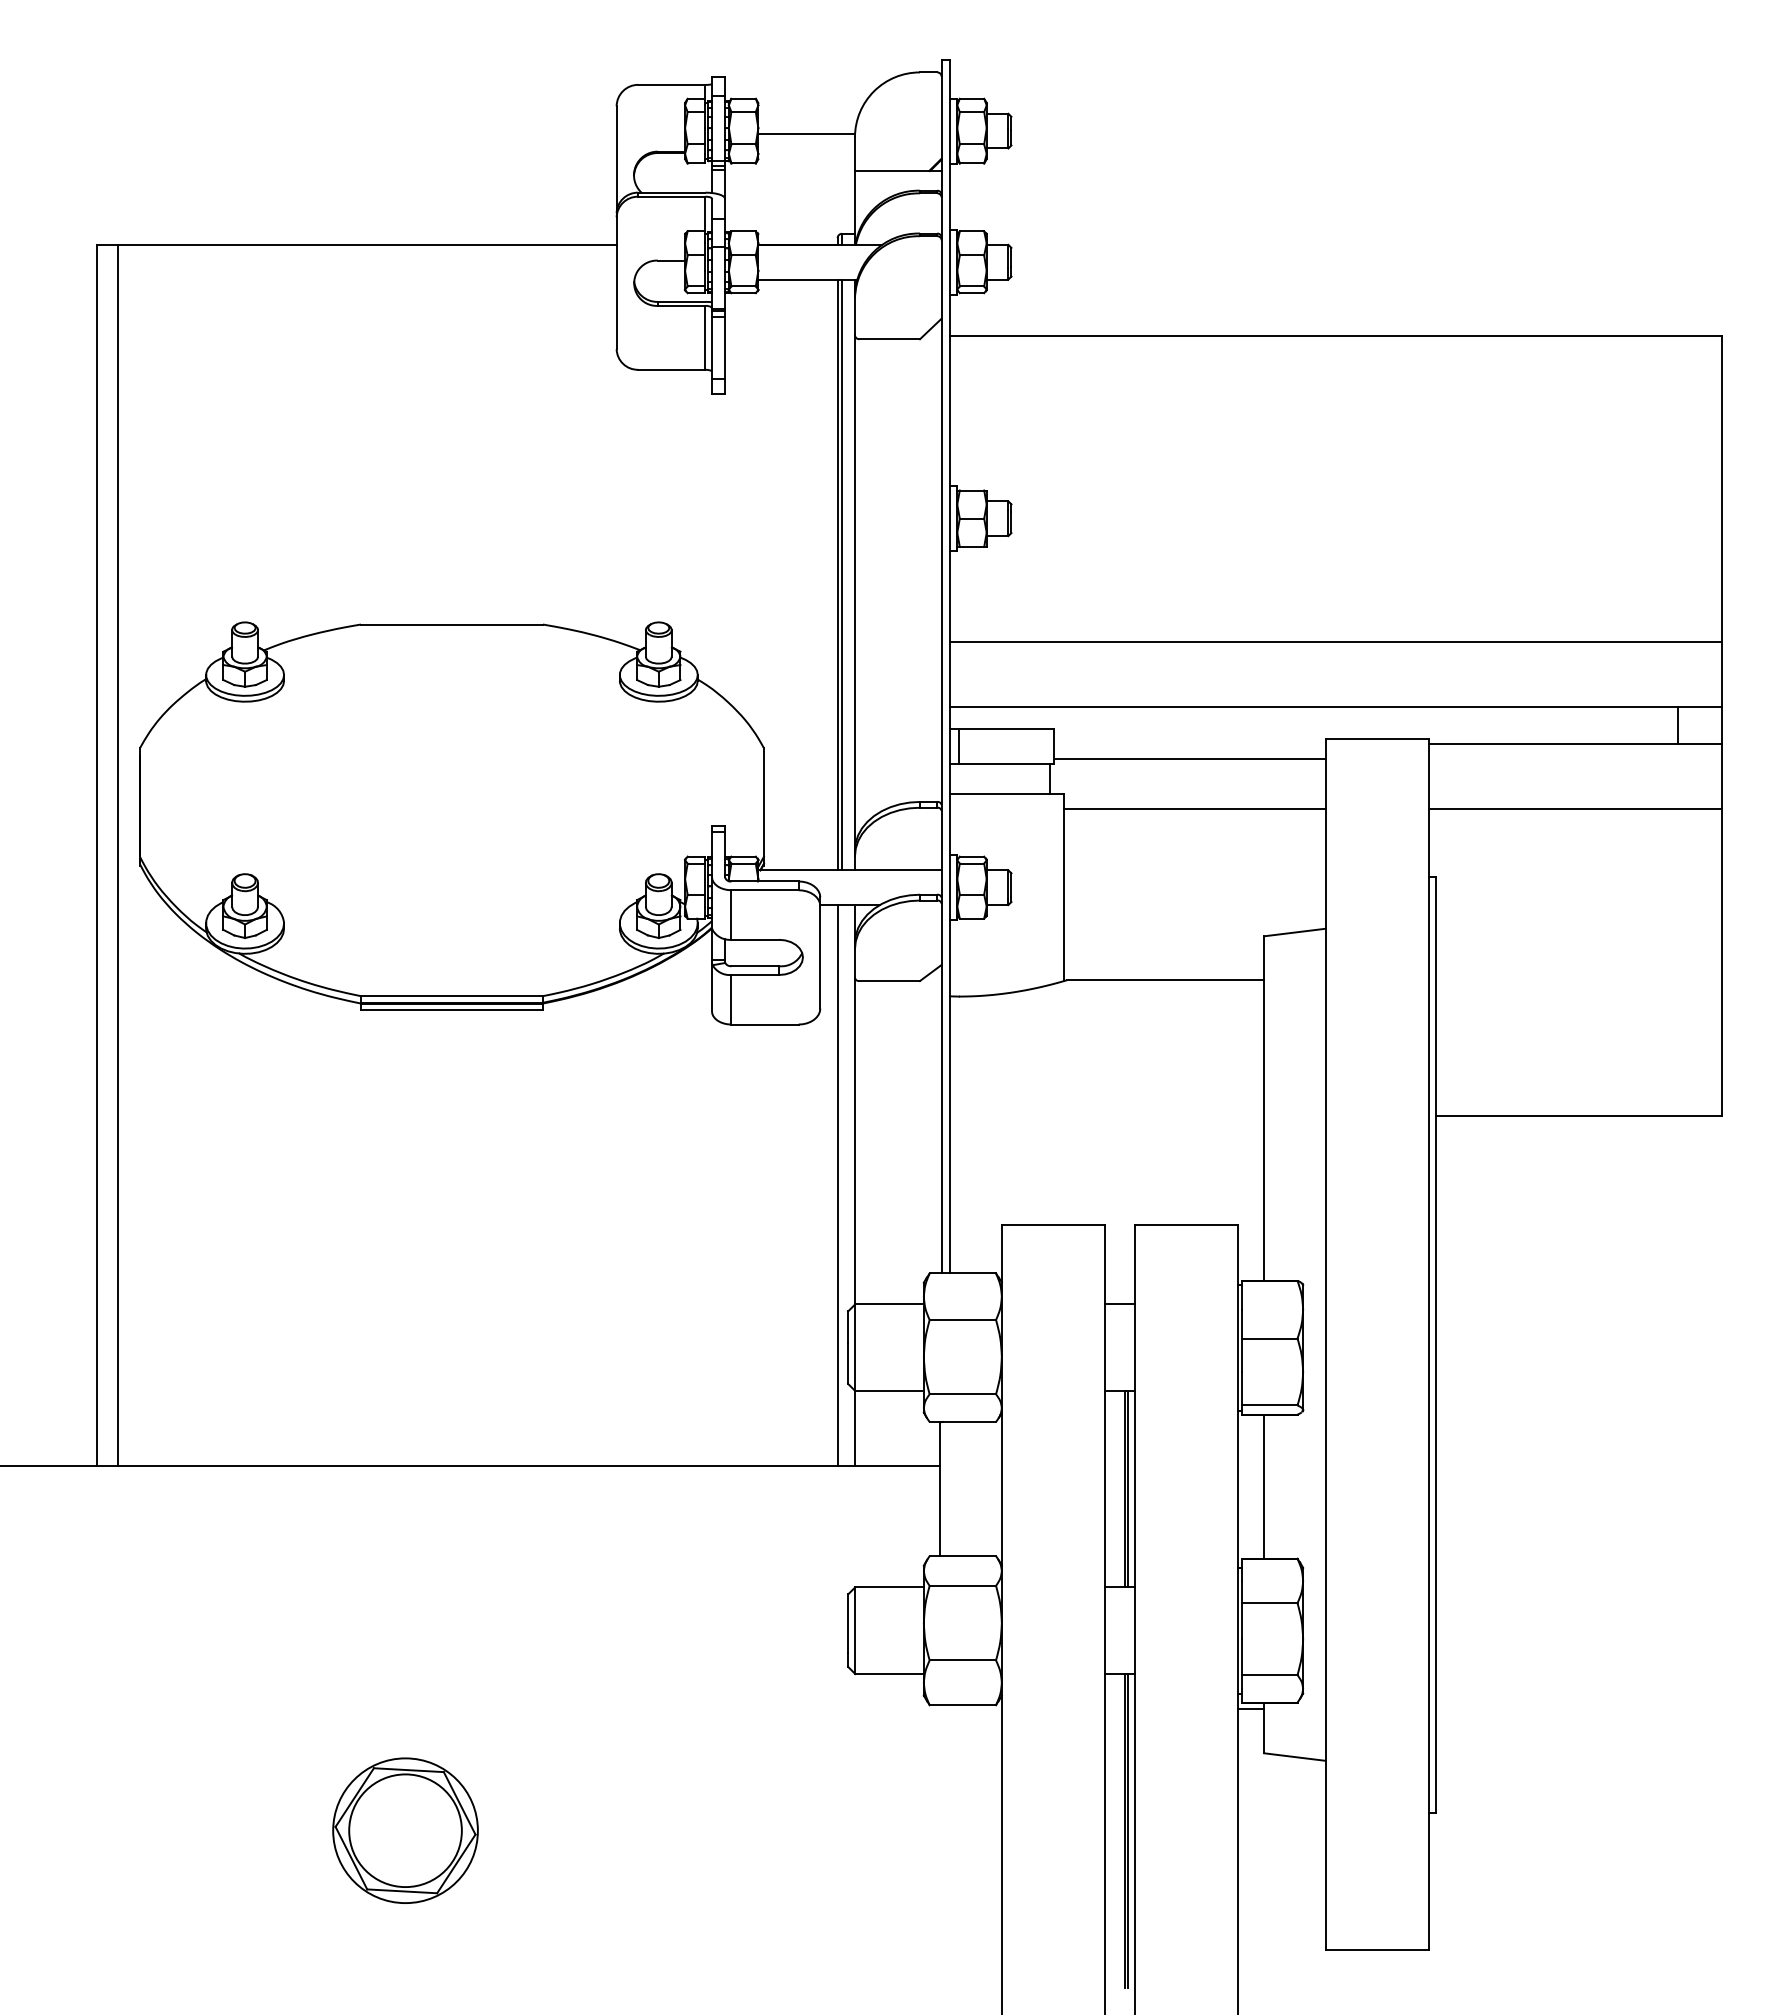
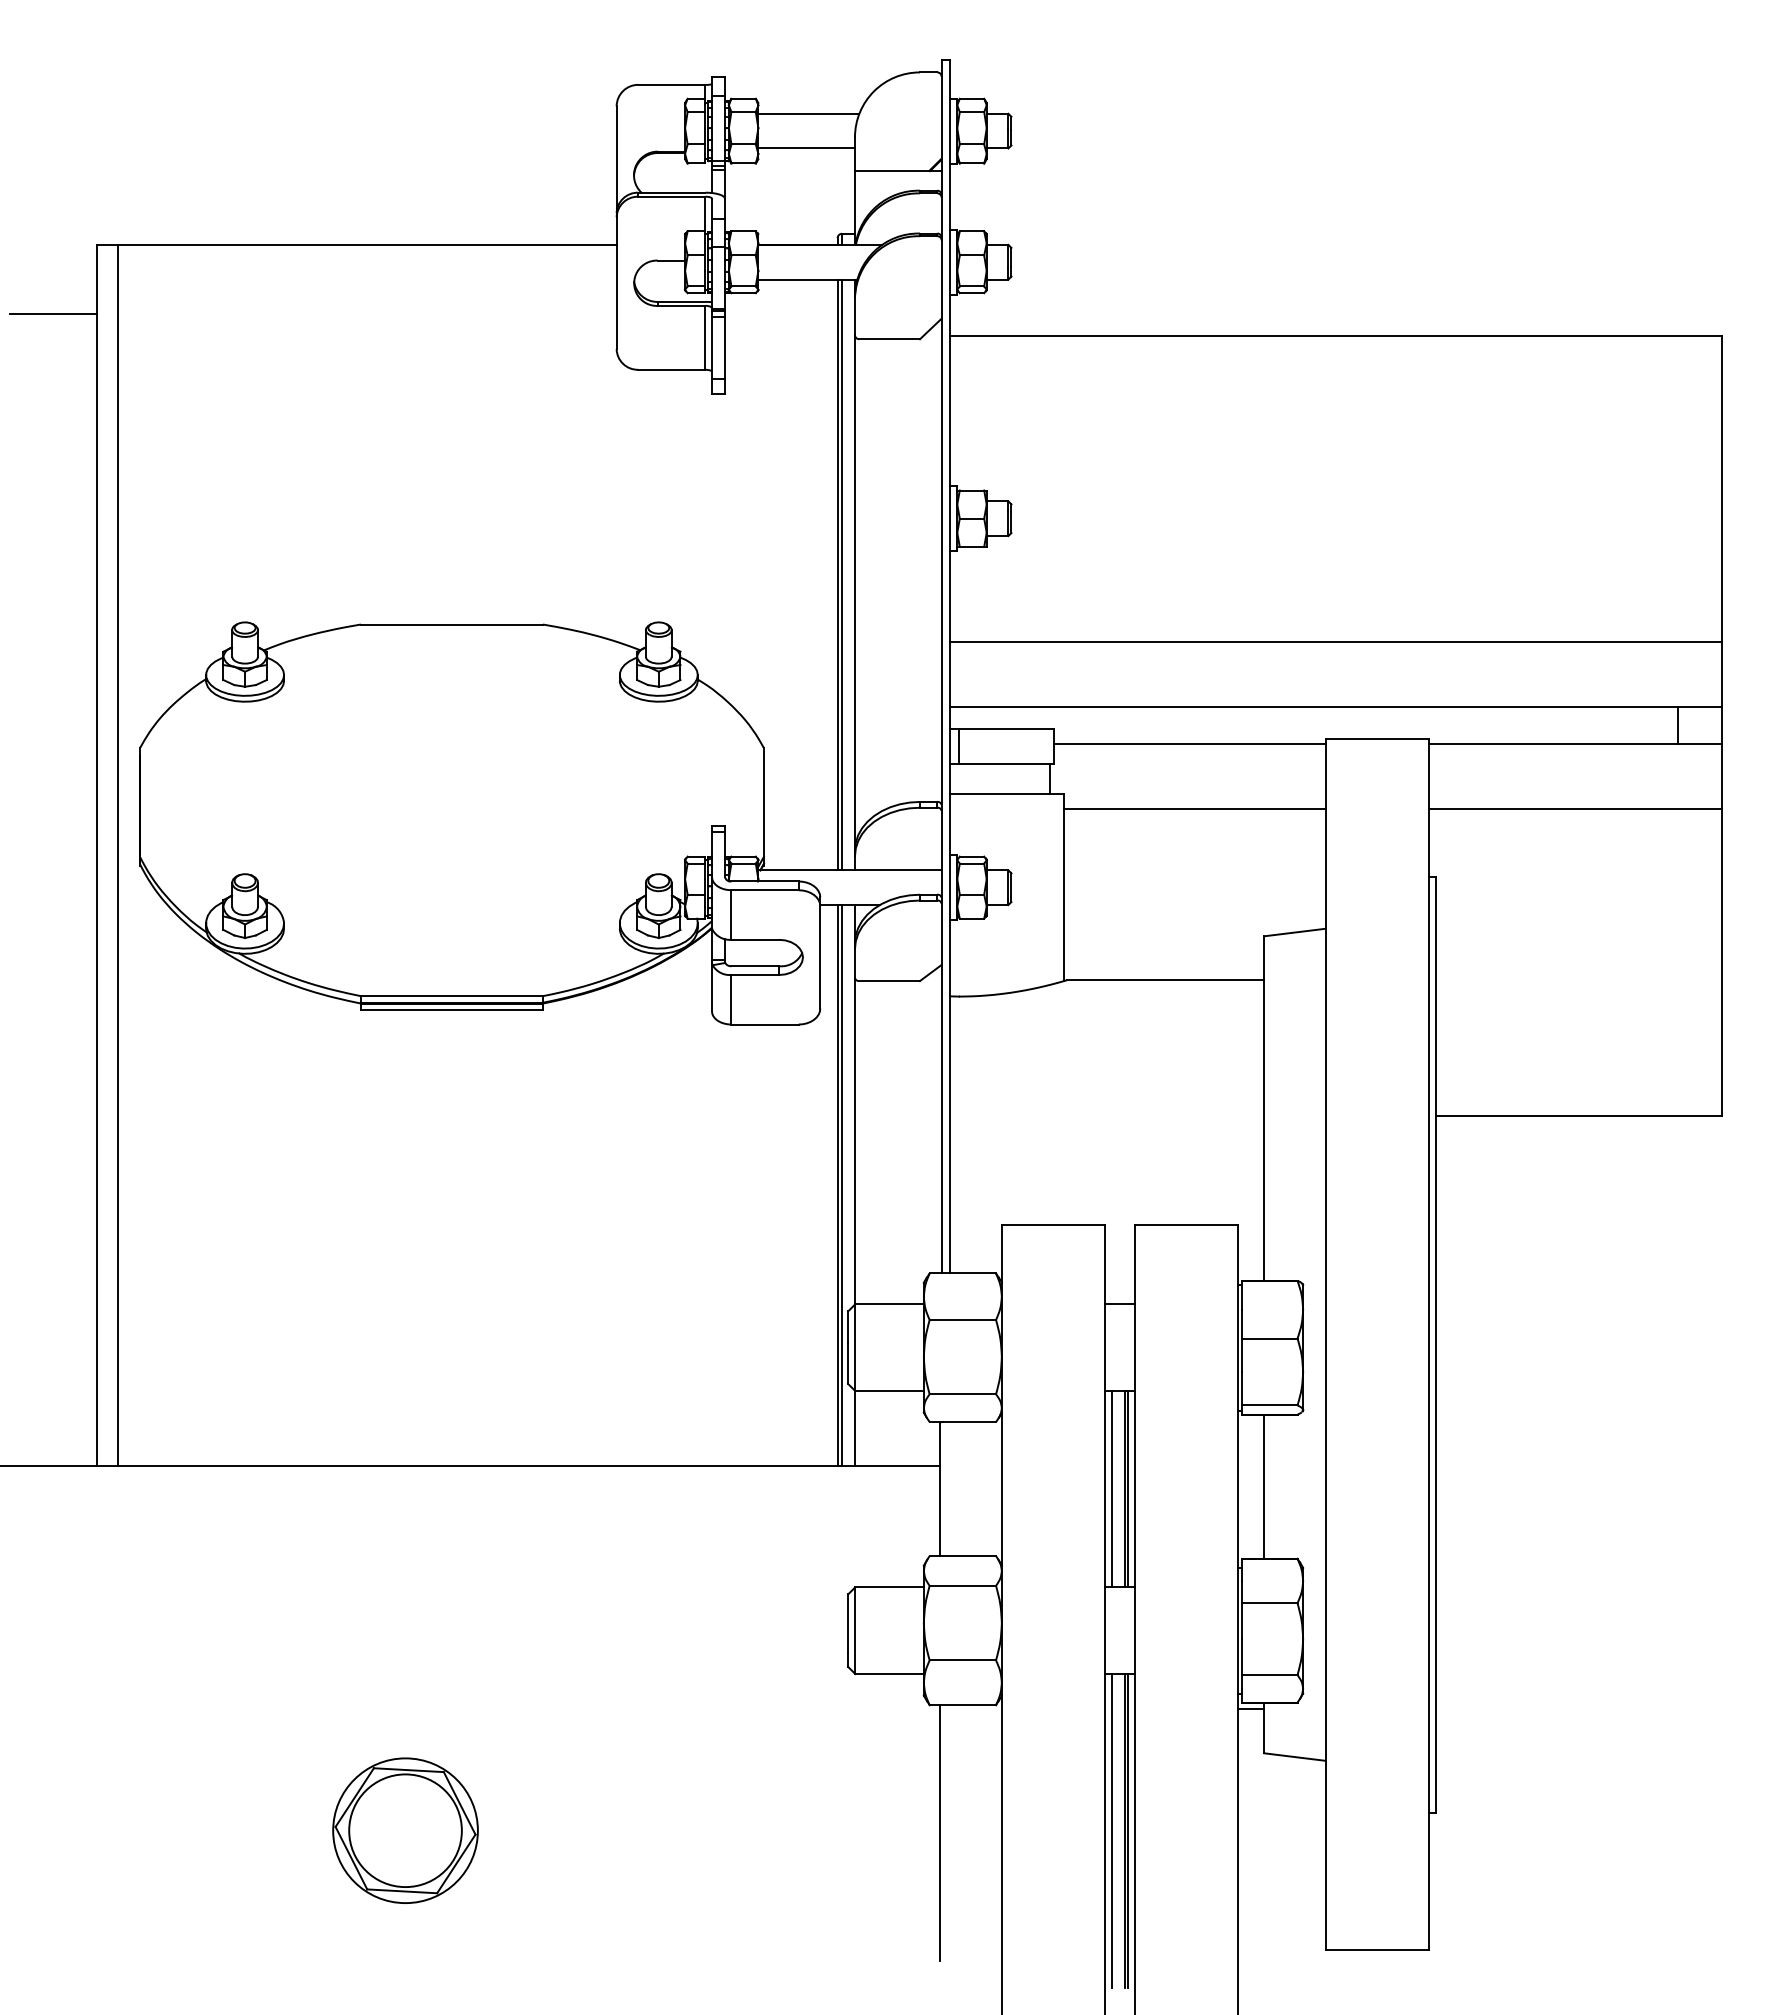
line: none -> present (808, 113)
line position: (806, 134) -> (806, 148) (806, 148)
line: none -> present (52, 314)
line position: (1189, 759) -> (1189, 744) (1189, 744)
line: none -> present (841, 1185)
line: none -> present (1111, 1489)
line: none -> present (1111, 1830)
line: none -> present (940, 1833)
